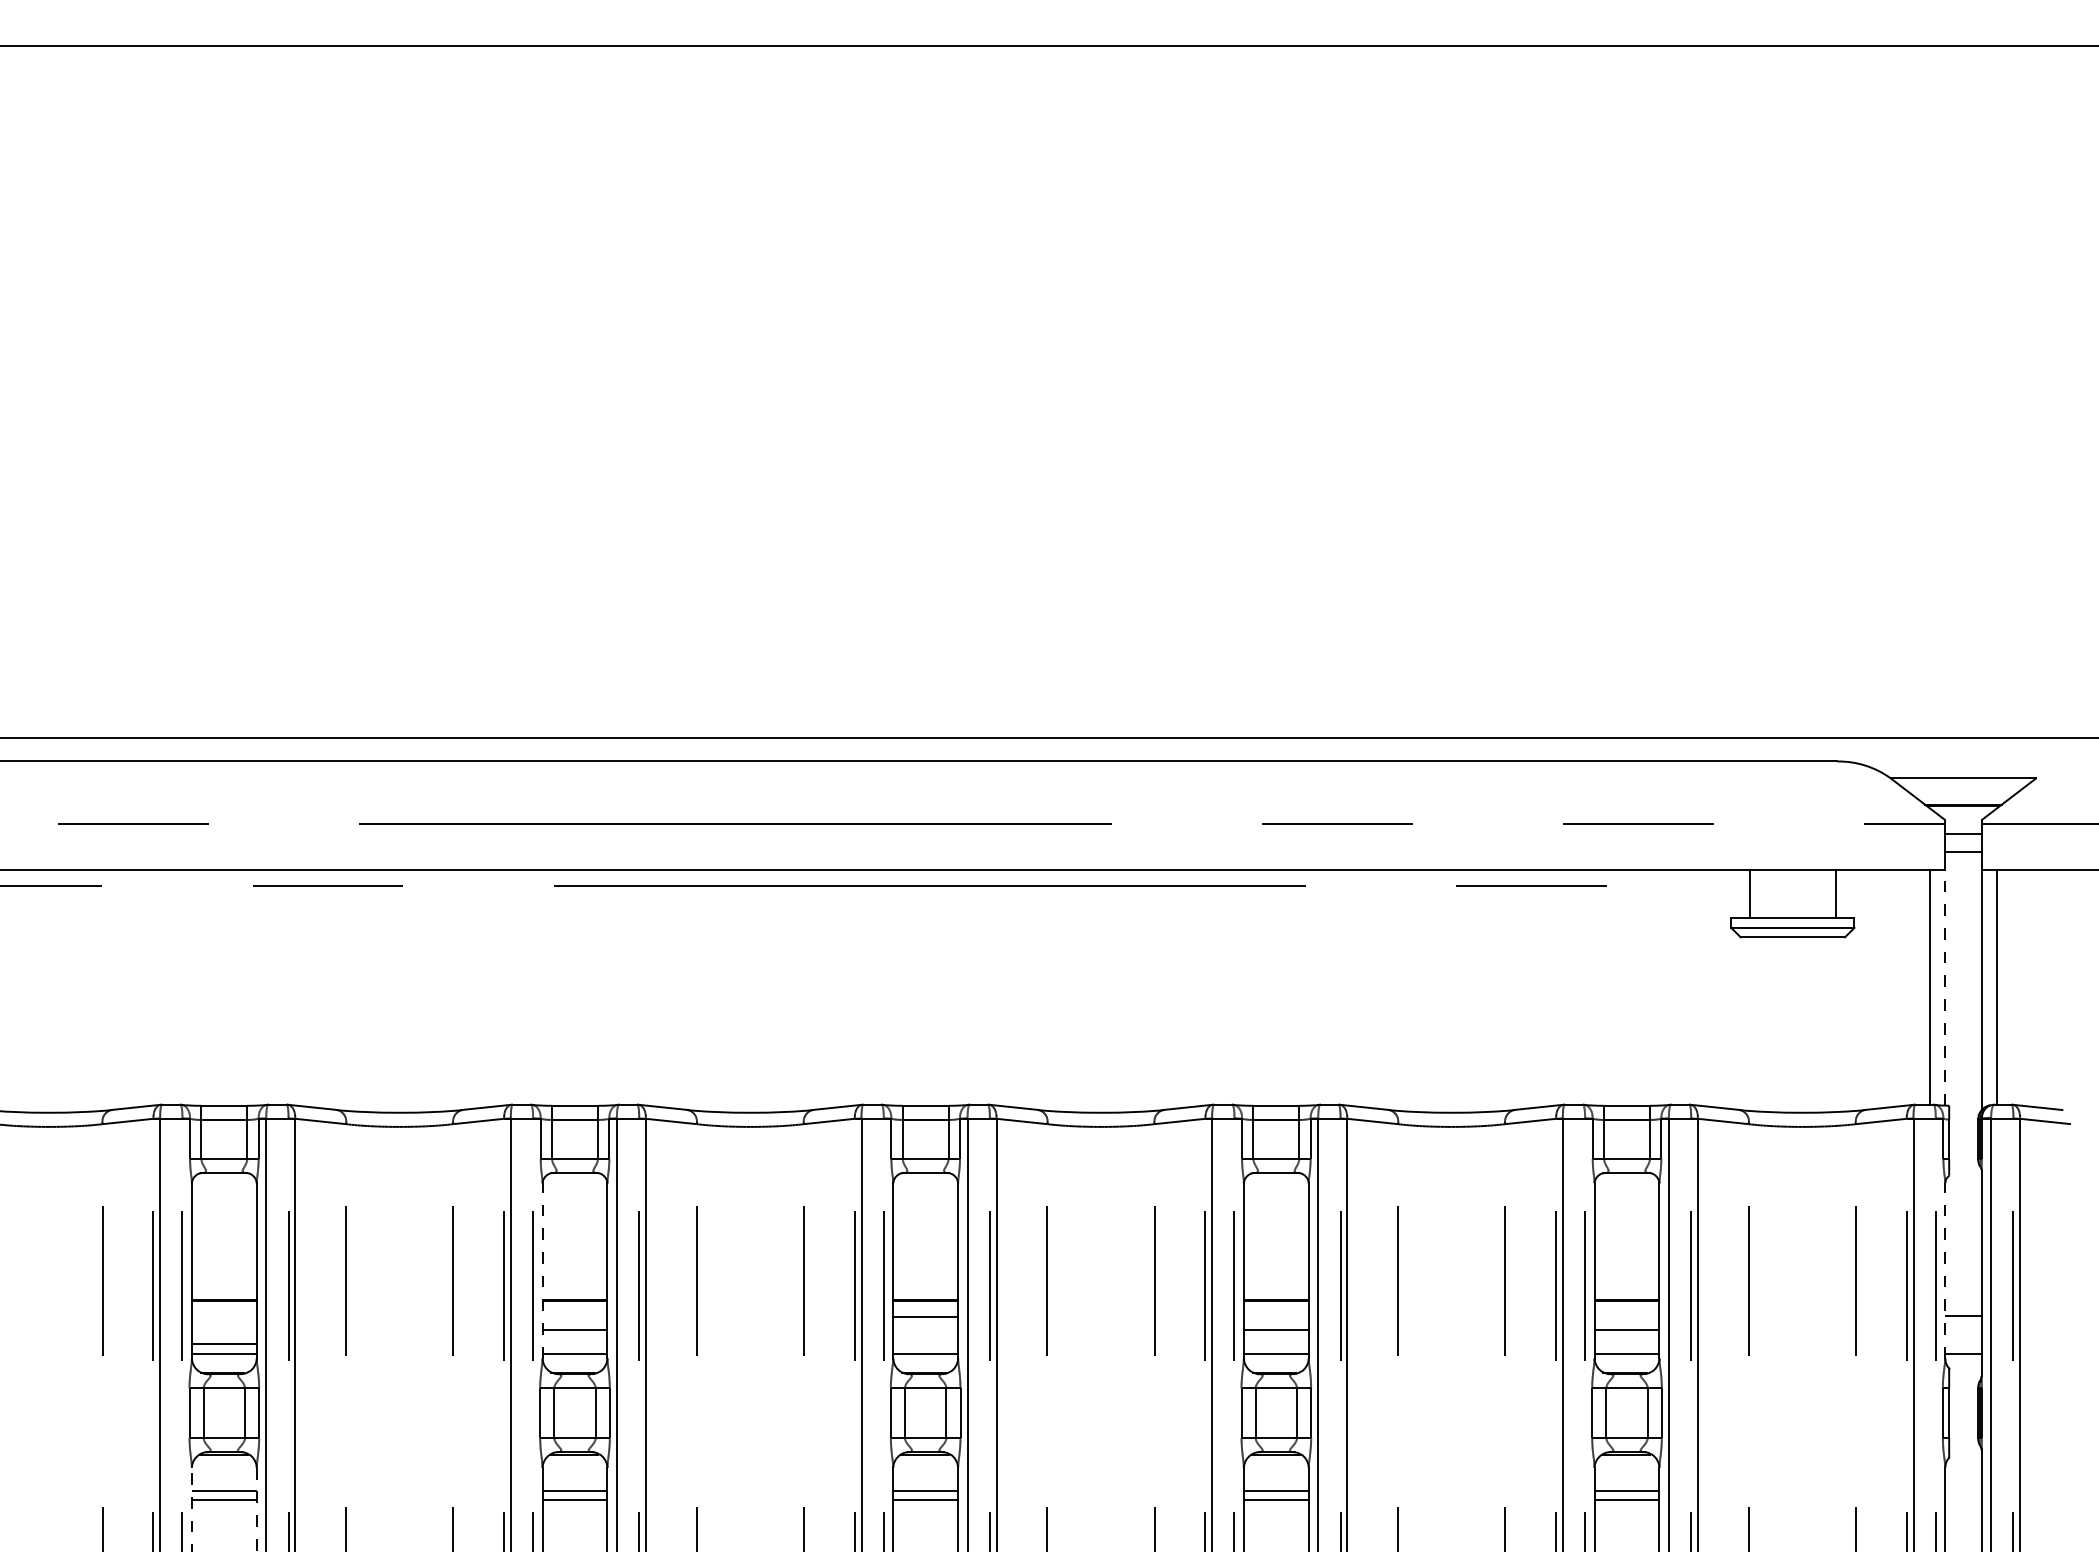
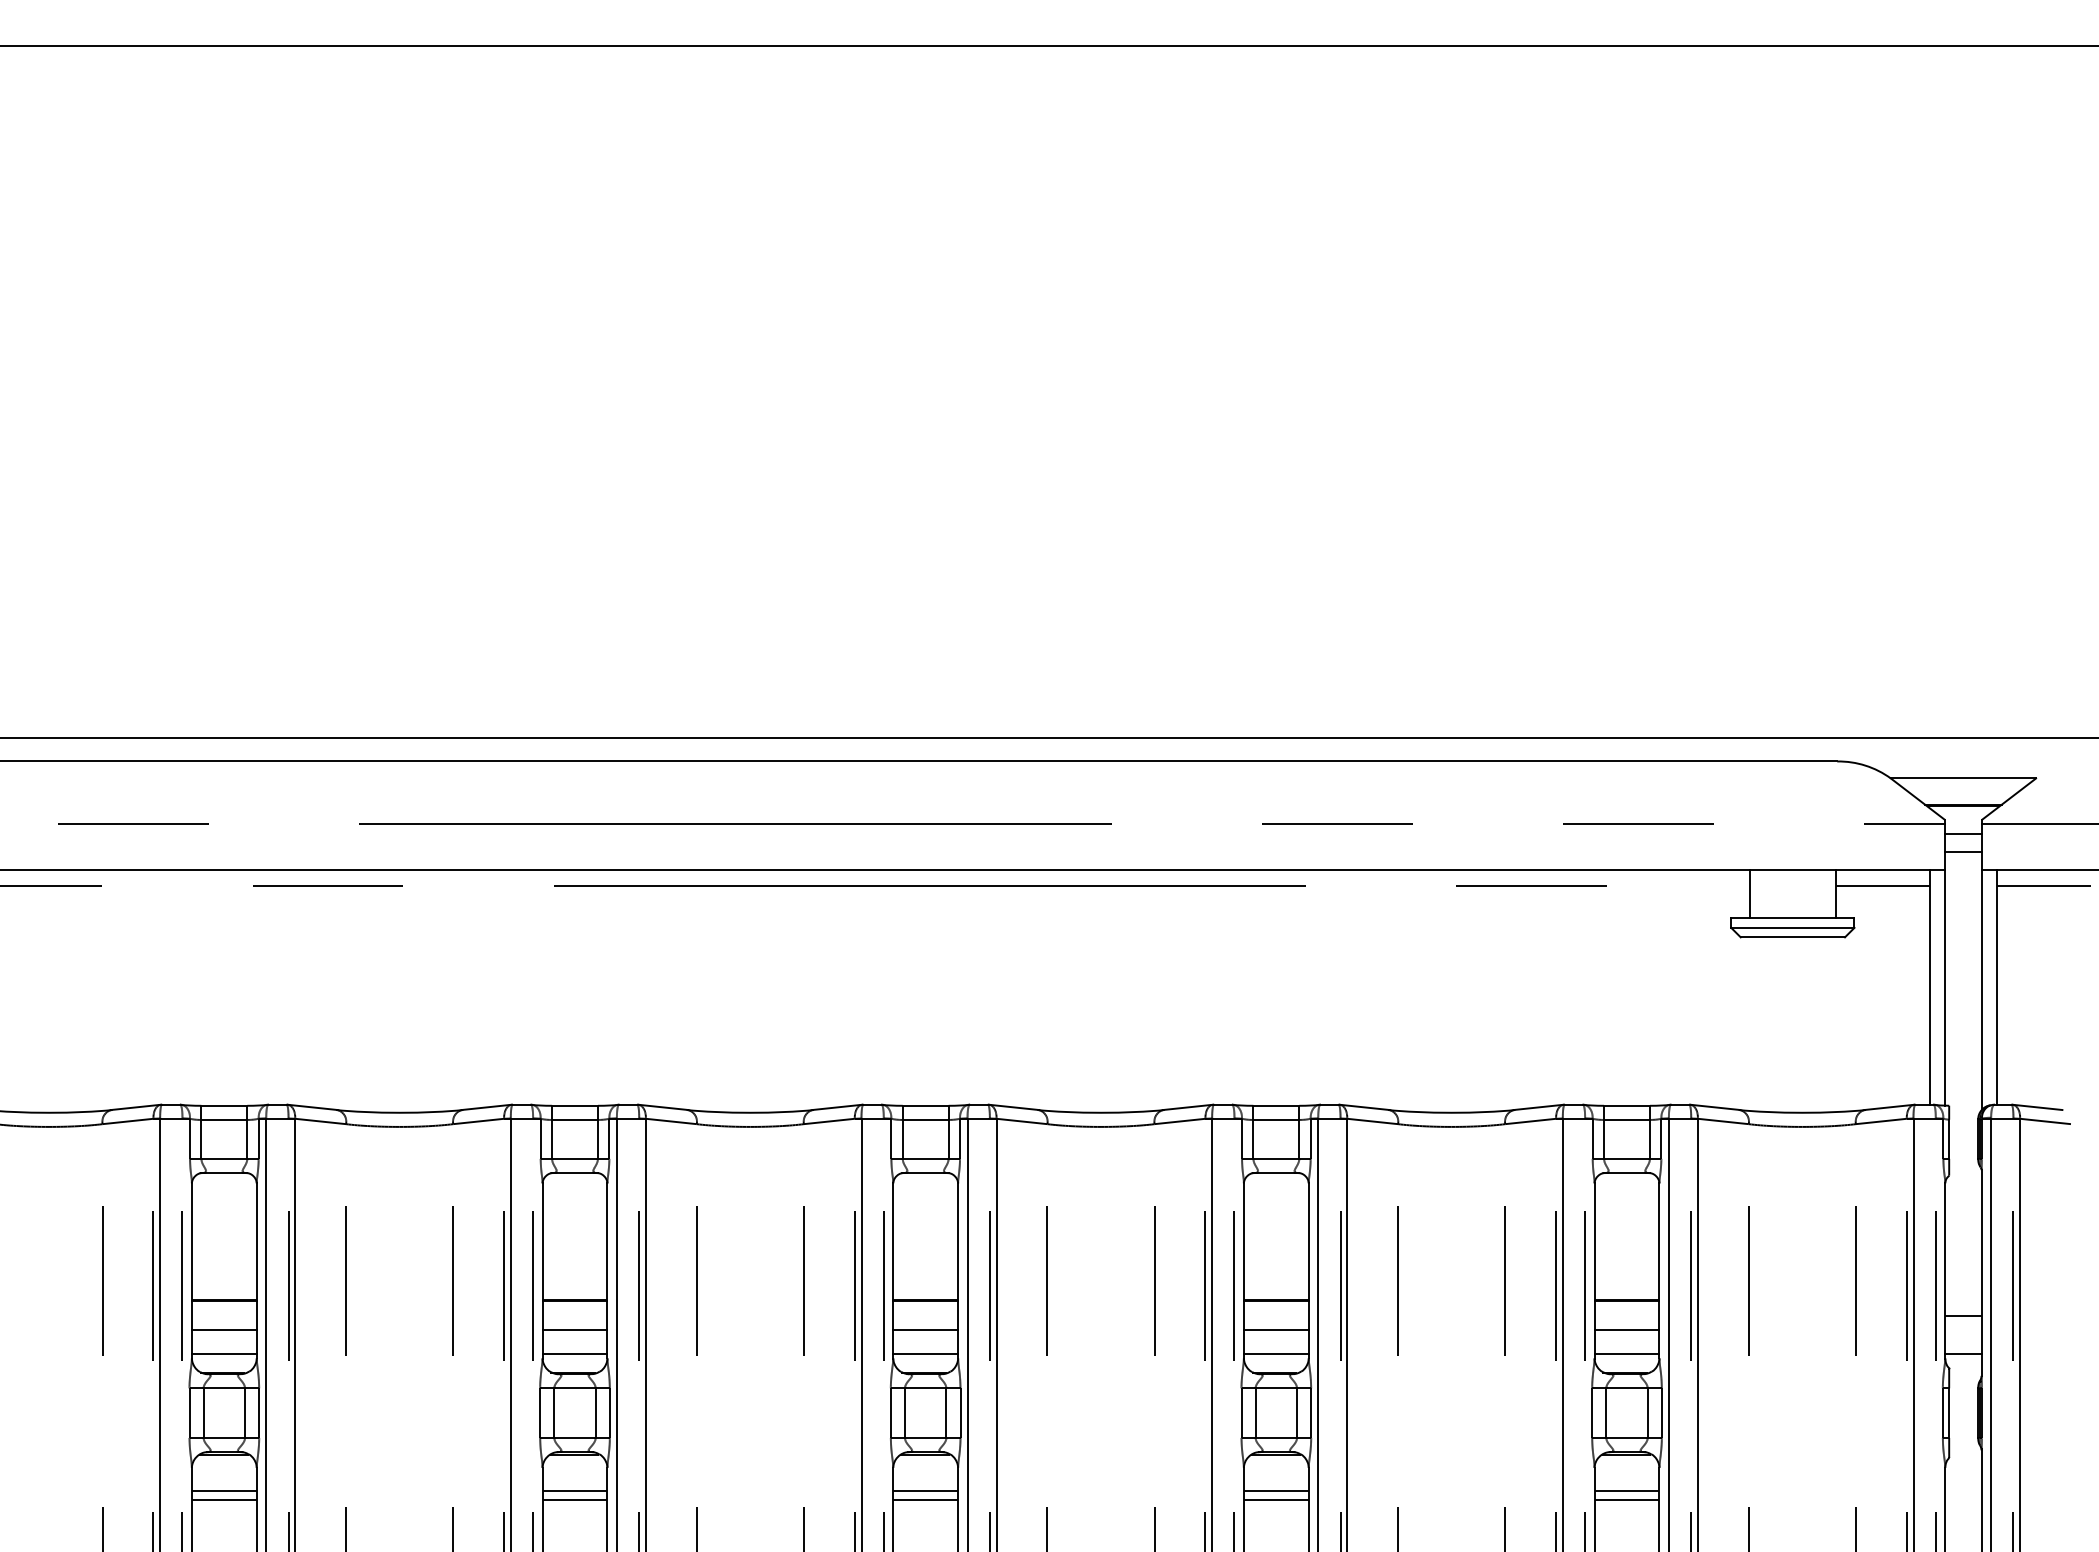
line: none -> present (1882, 886)
line: none -> present (2043, 886)
line: dashed -> solid (1944, 987)
line: dashed -> solid (542, 1270)
line: dashed -> solid (1945, 1270)
line position: (925, 1317) -> (925, 1330) (925, 1330)
line position: (223, 1344) -> (223, 1330) (223, 1330)
line: dashed -> solid (191, 1509)
line: dashed -> solid (256, 1509)
